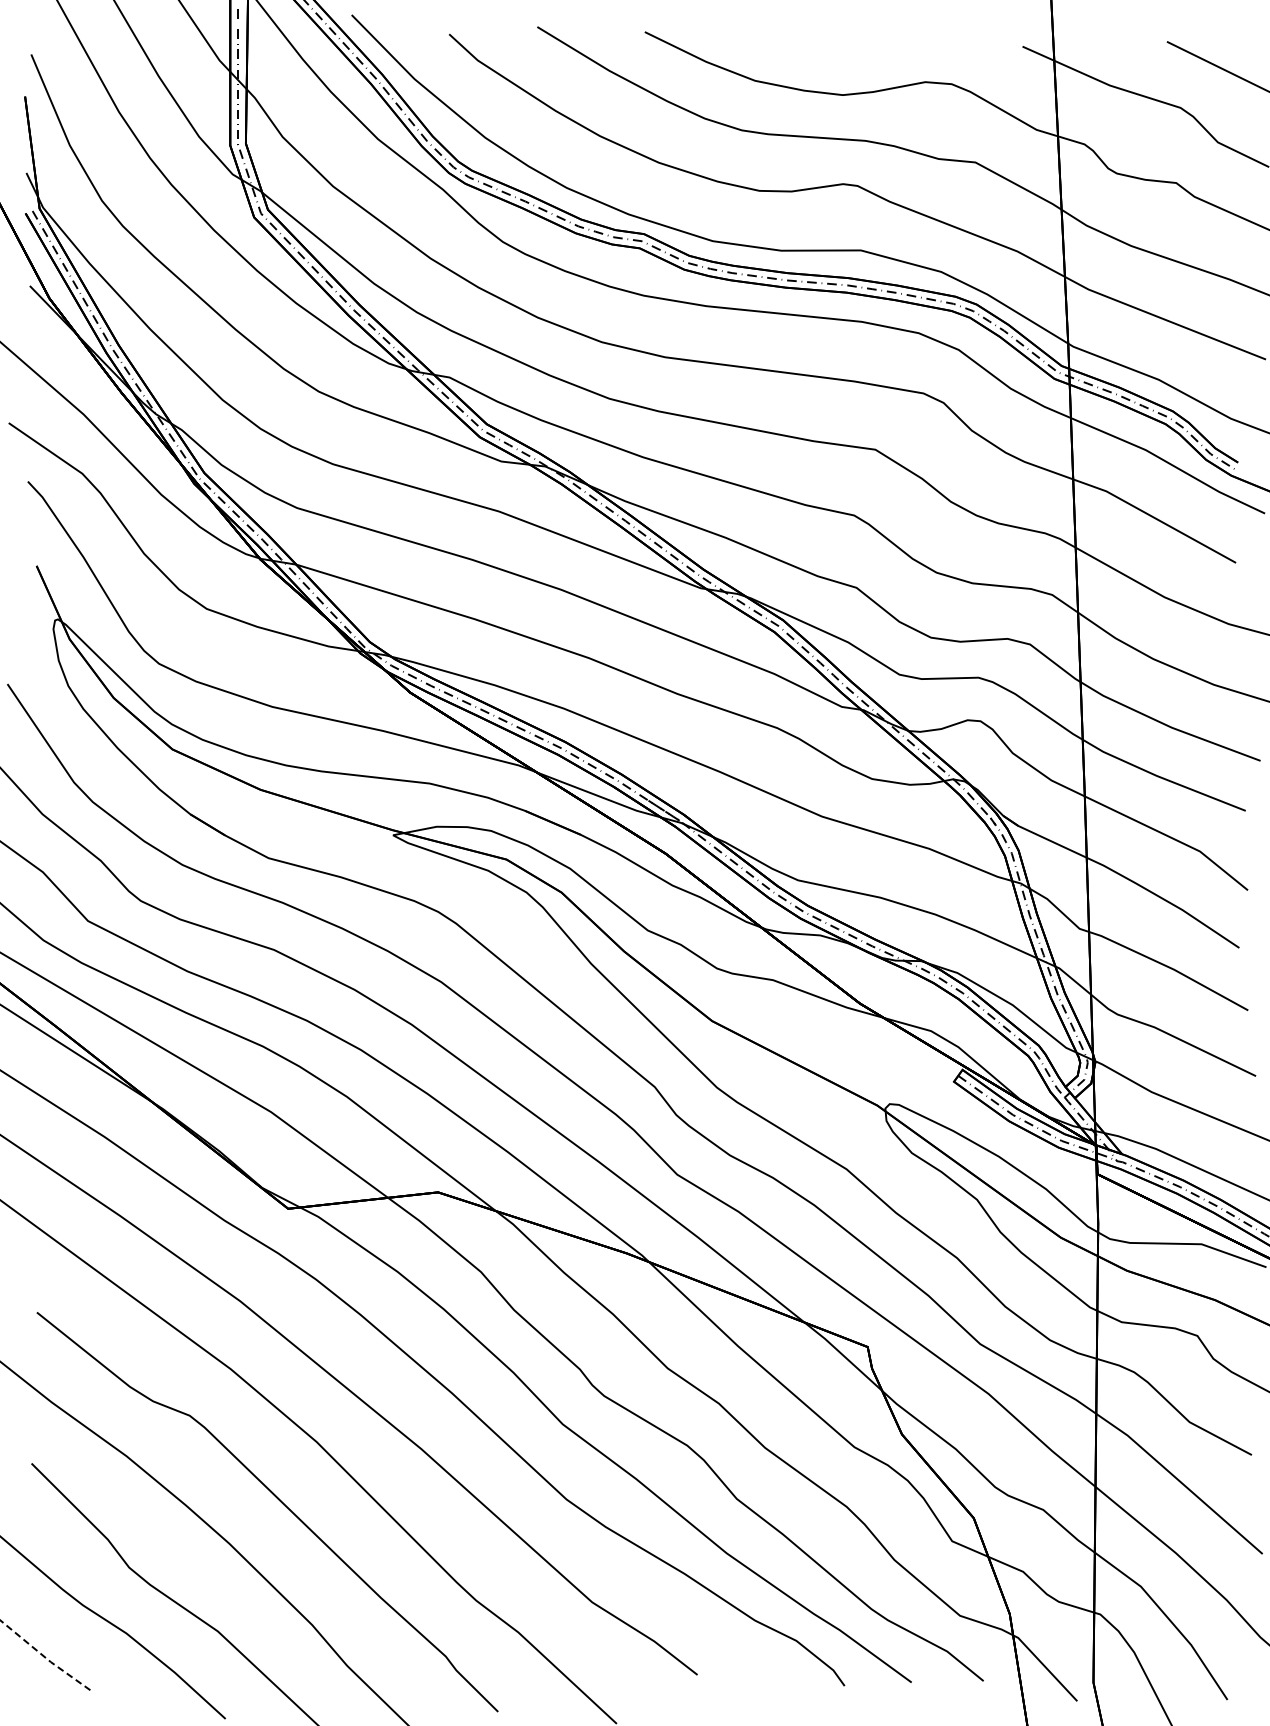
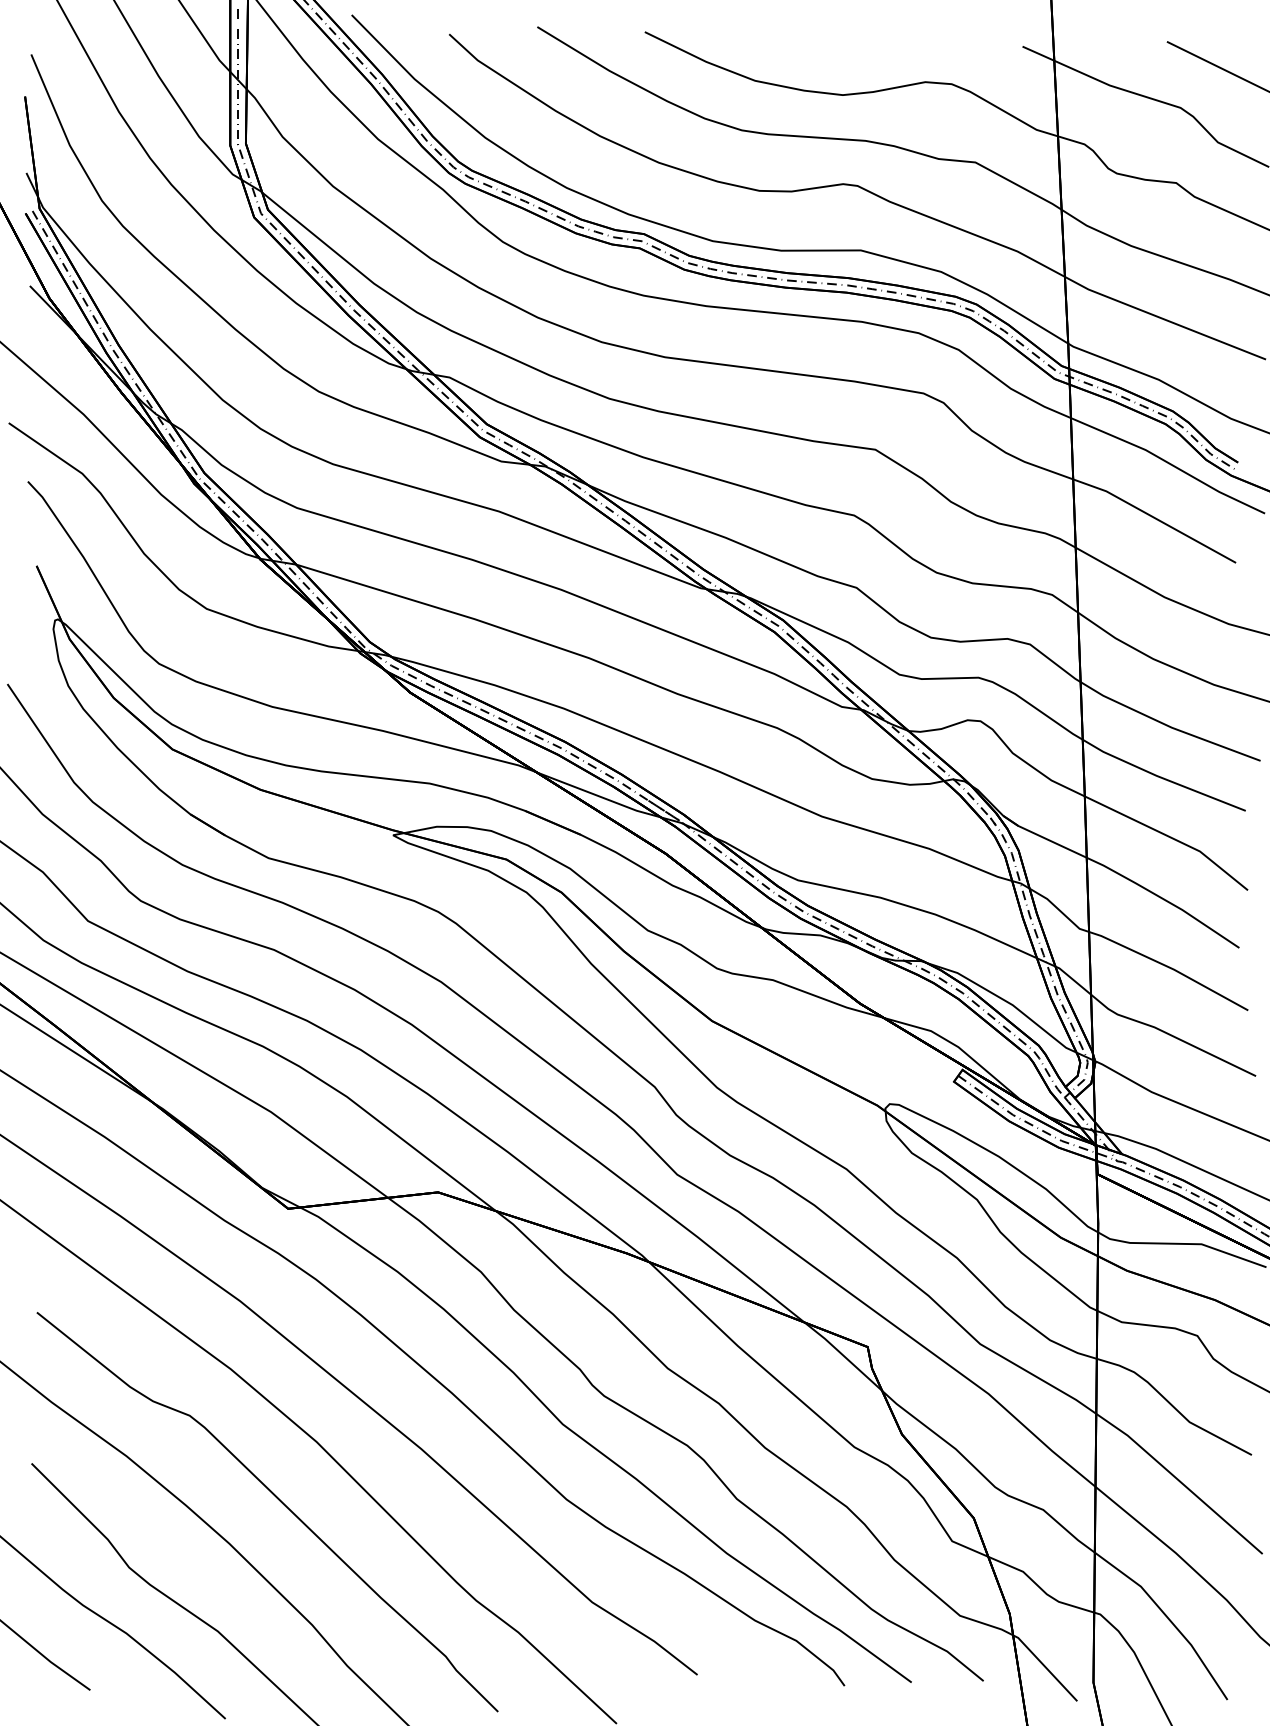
line: dashed -> solid (44, 1657)
